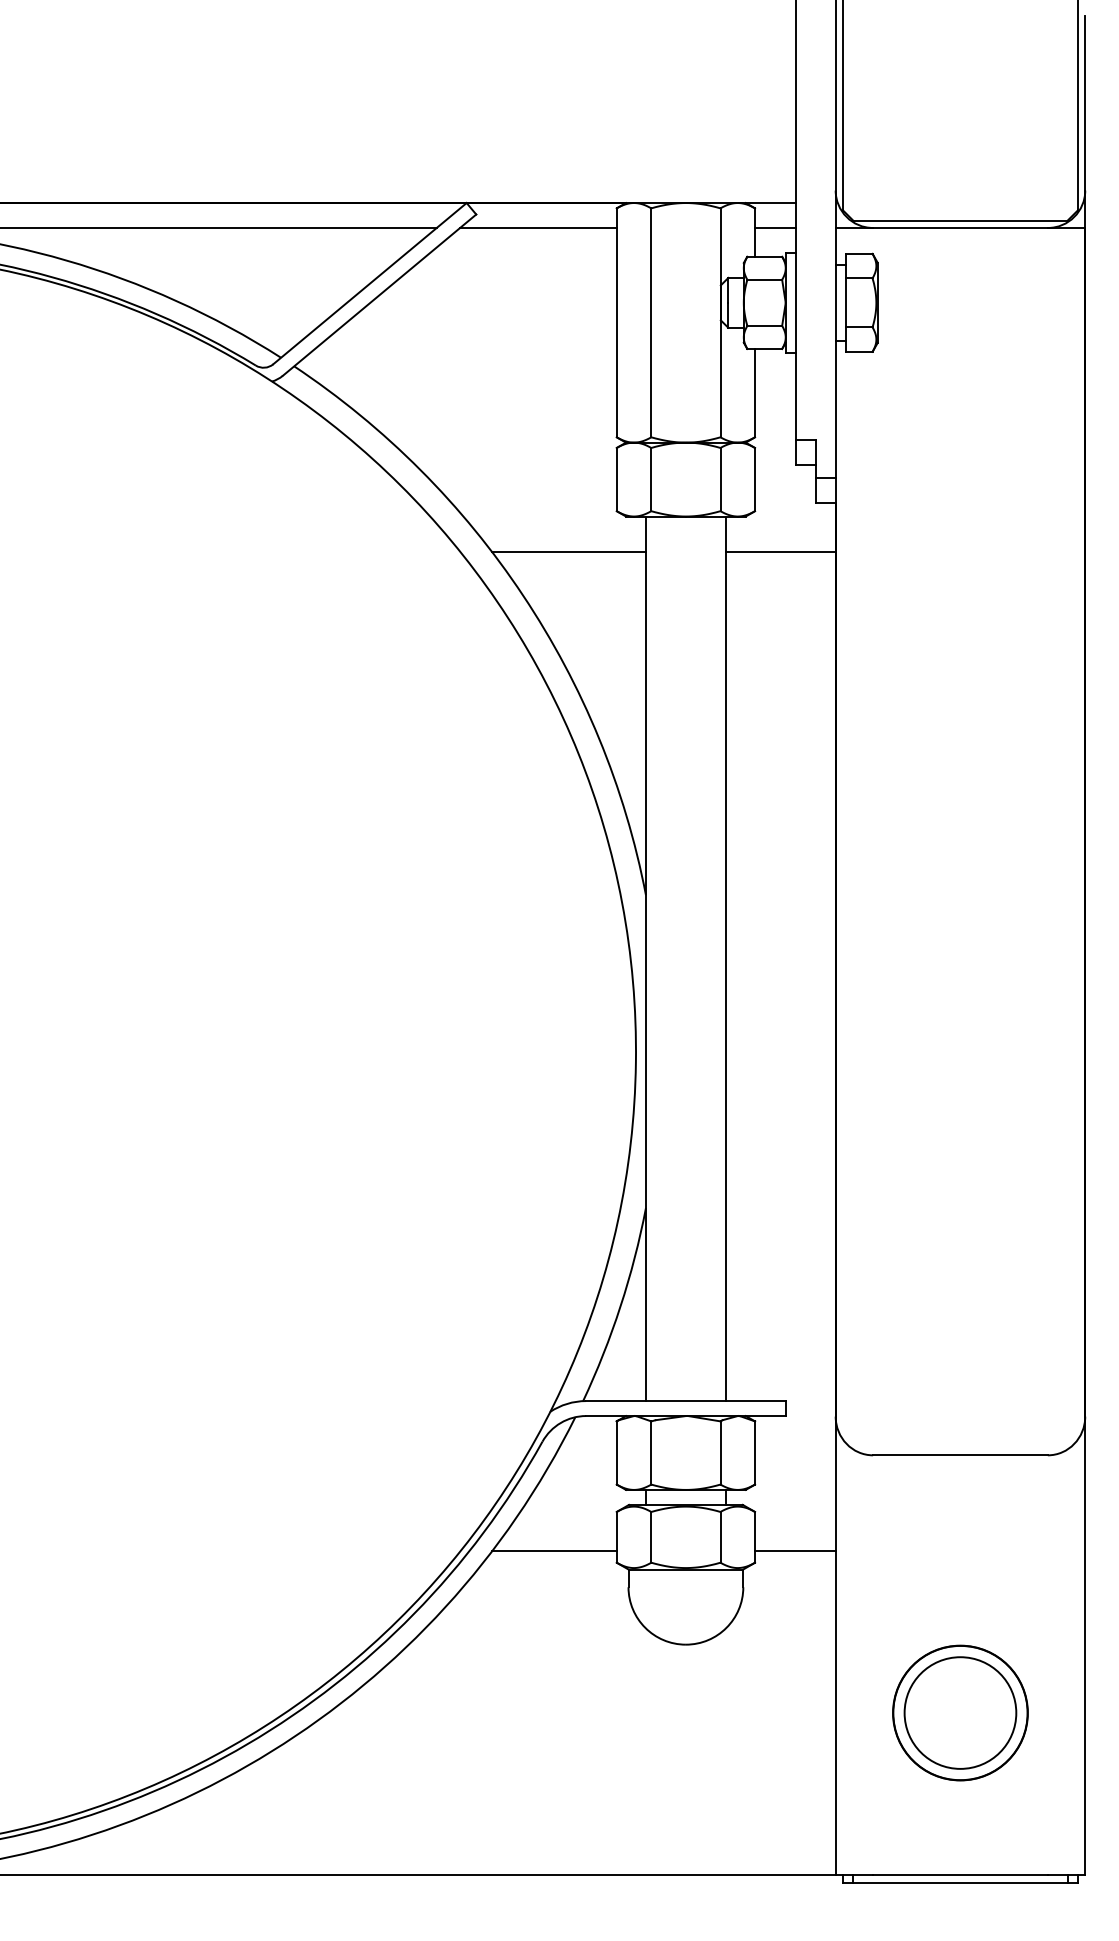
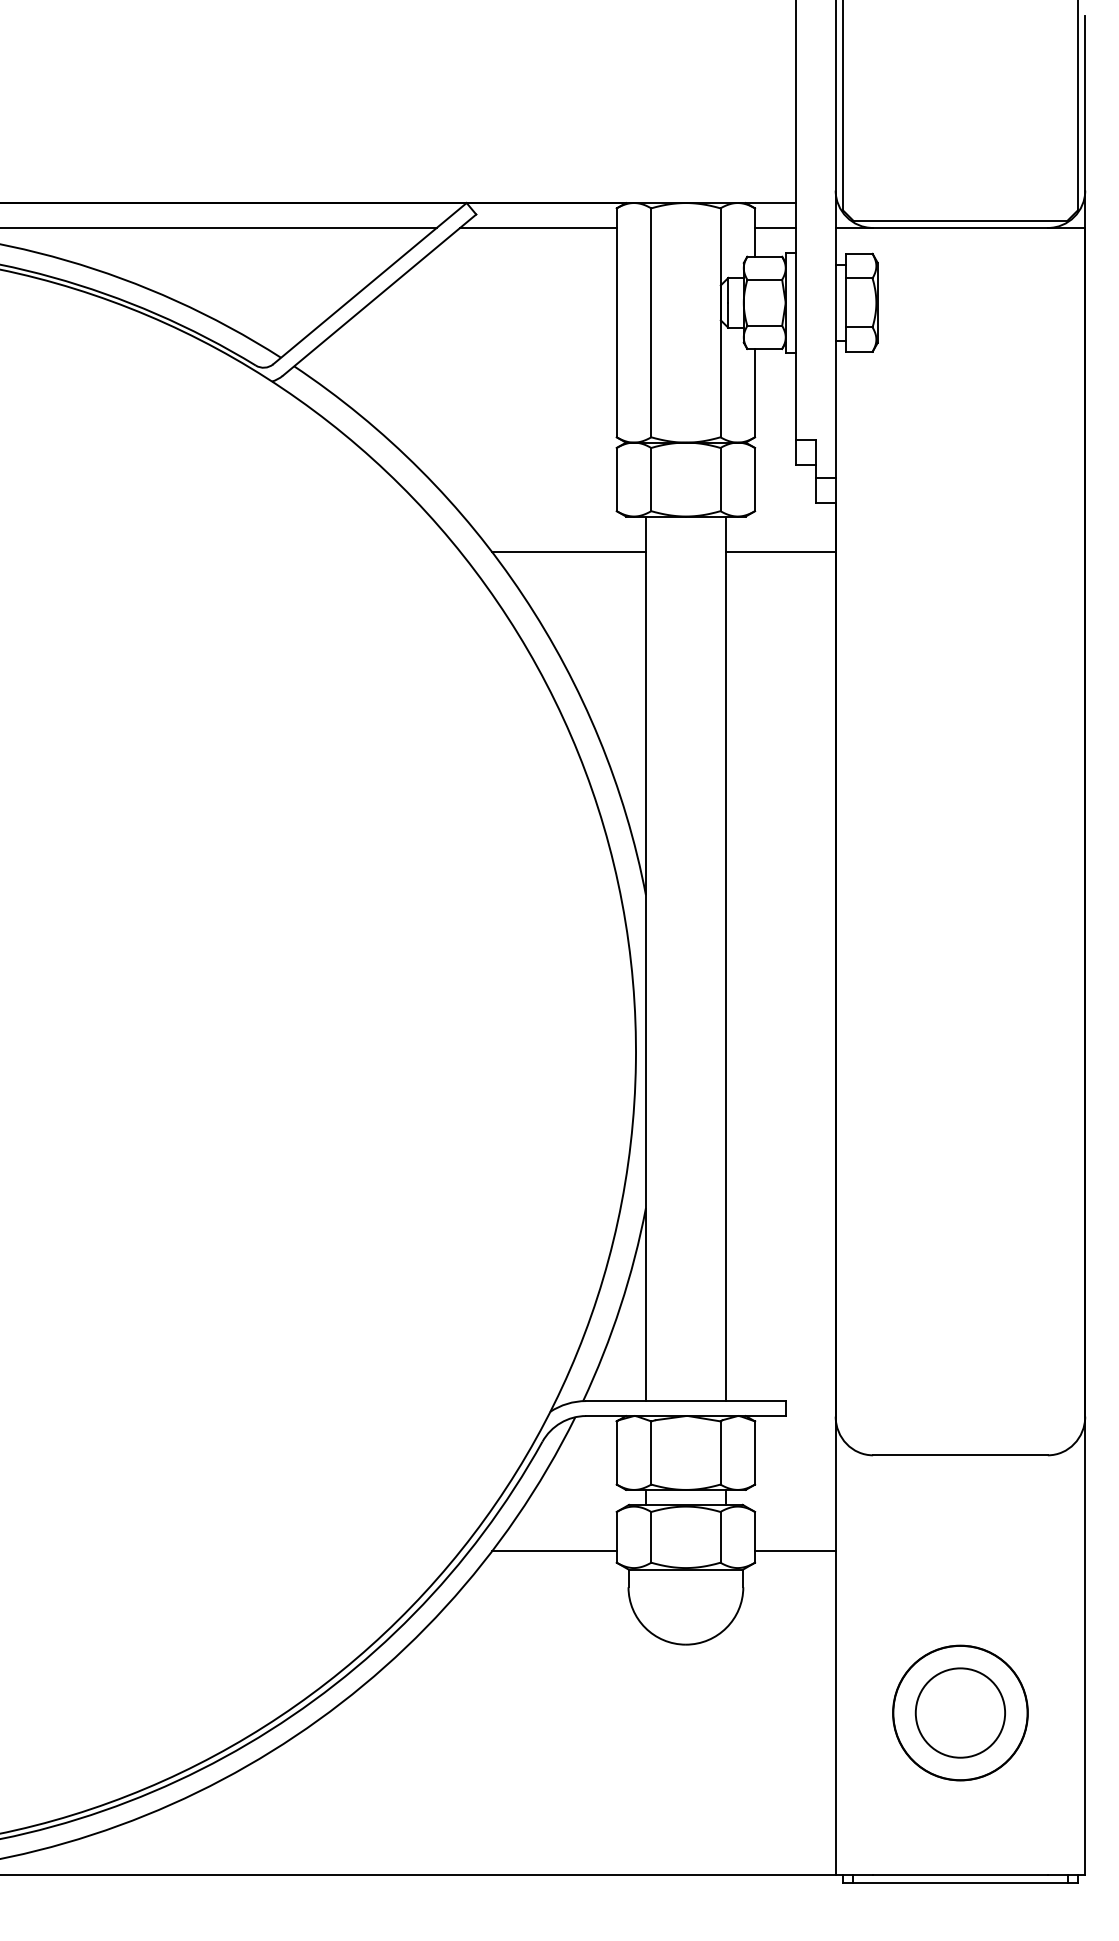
circle diameter: 112 px -> 89 px (960, 1712)
